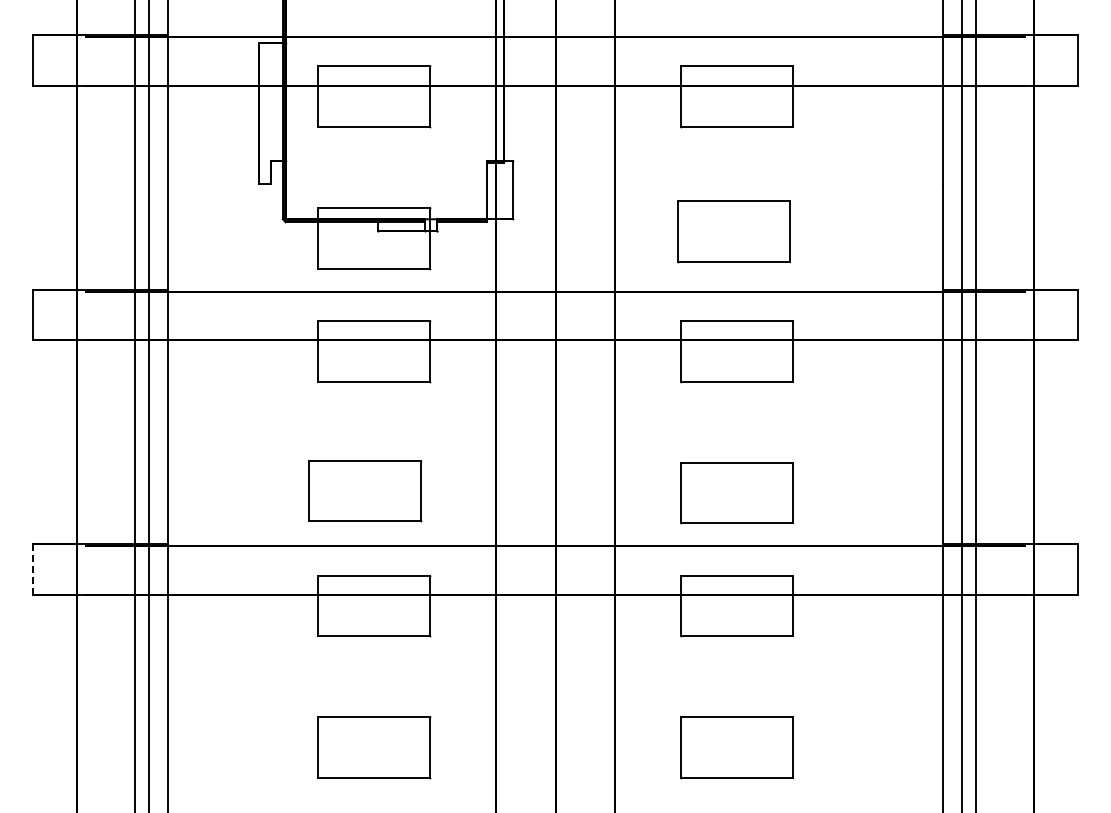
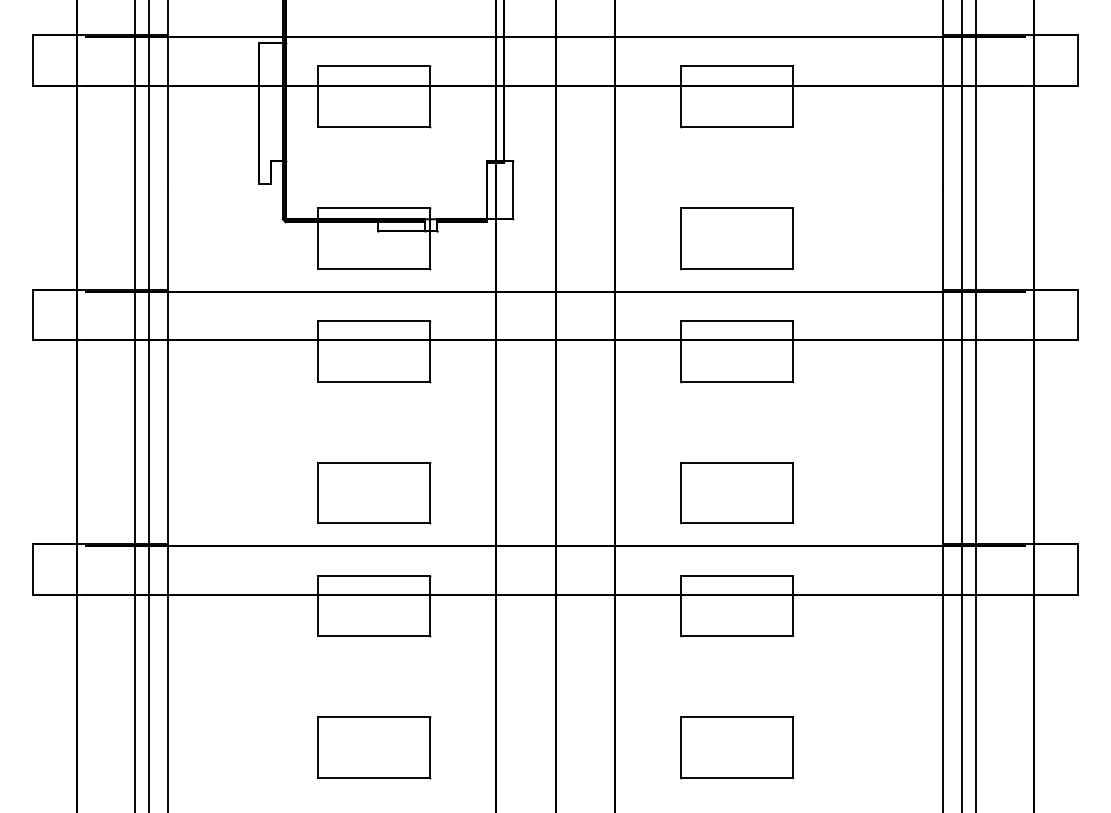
part position: (733, 231) -> (736, 238) (736, 238)
part position: (365, 491) -> (374, 493) (374, 493)
line: dashed -> solid (33, 569)
